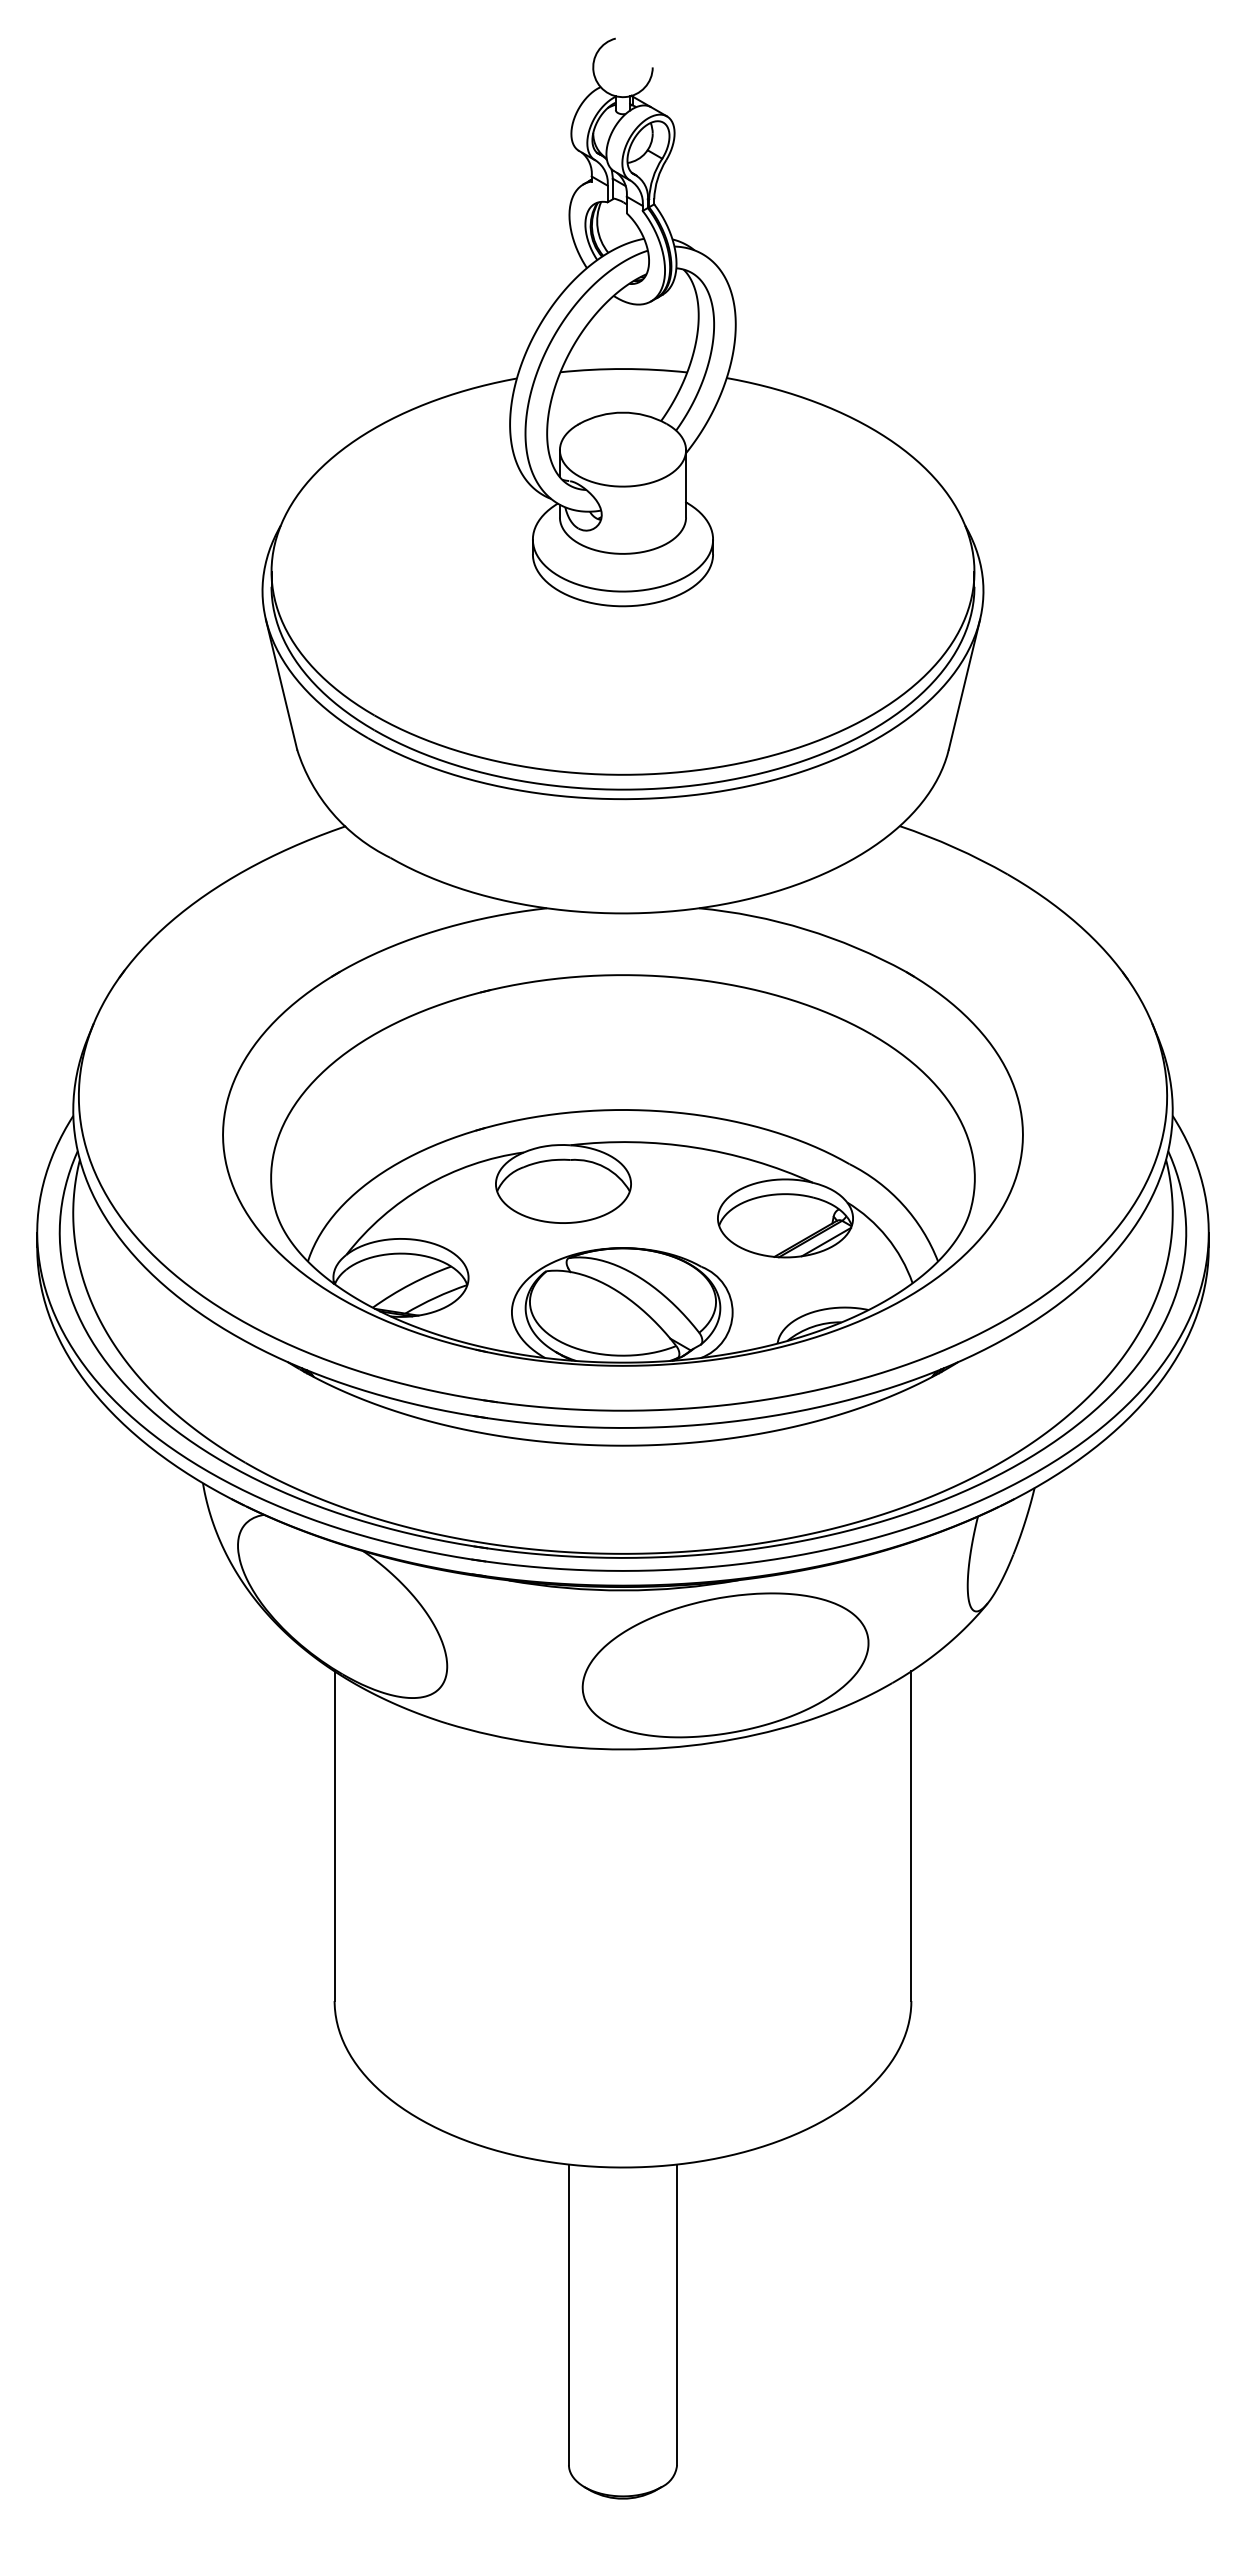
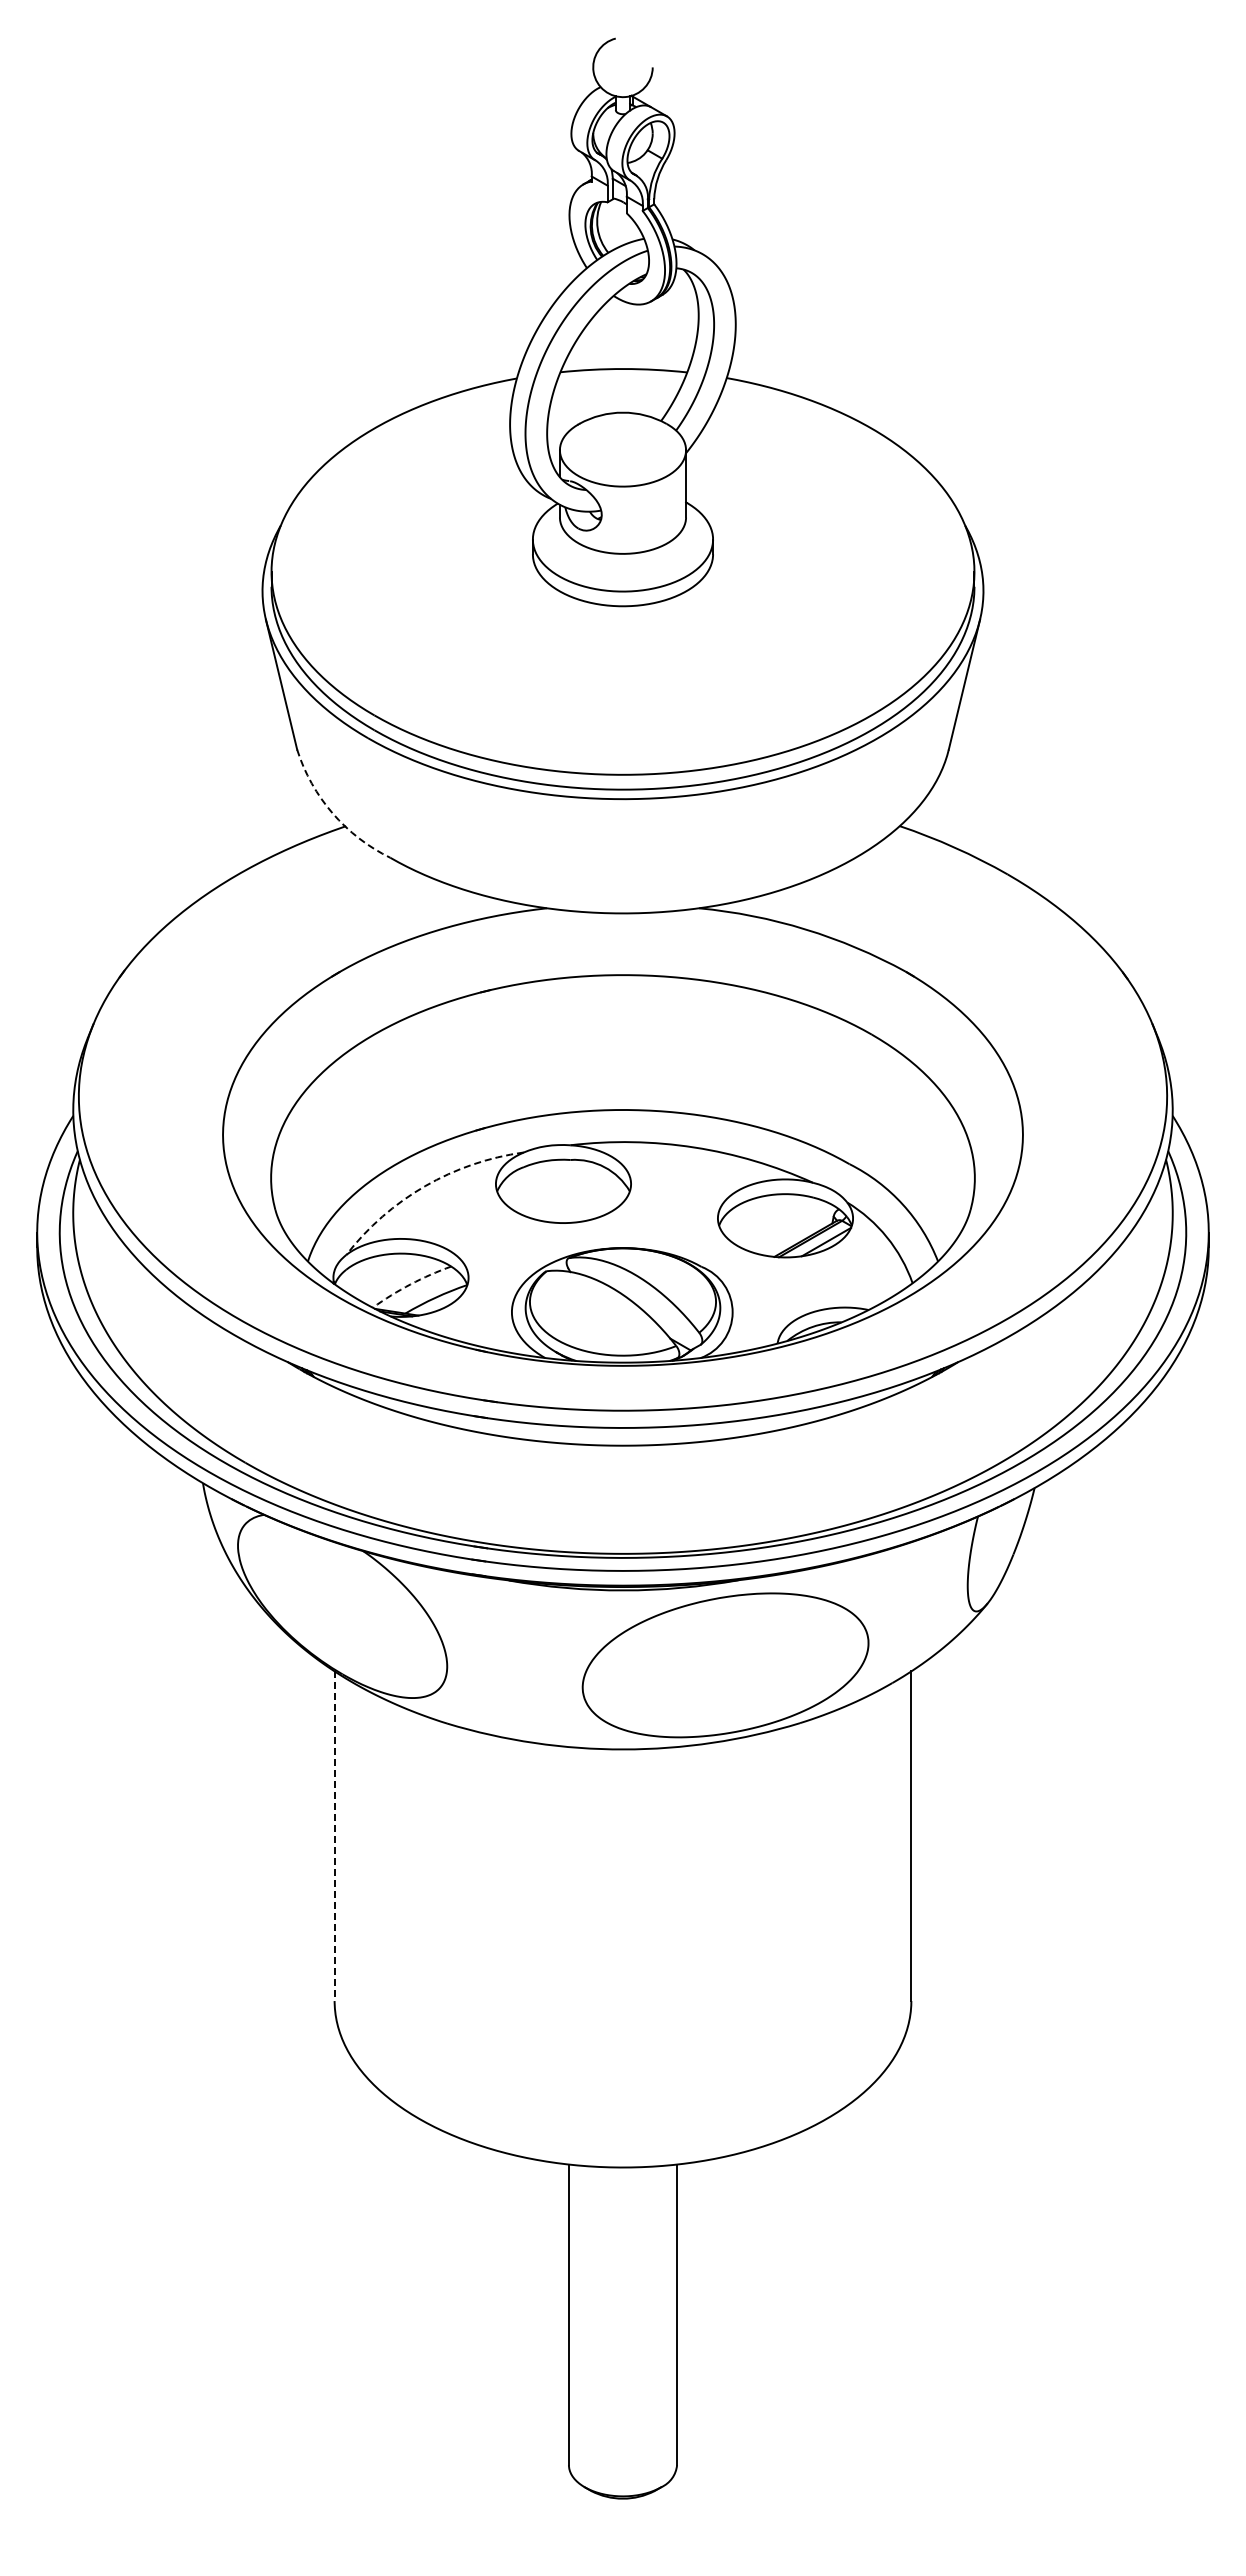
arc: solid -> dashed (332, 813)
arc: solid -> dashed (424, 1186)
arc: solid -> dashed (410, 1284)
line: solid -> dashed (334, 1836)
